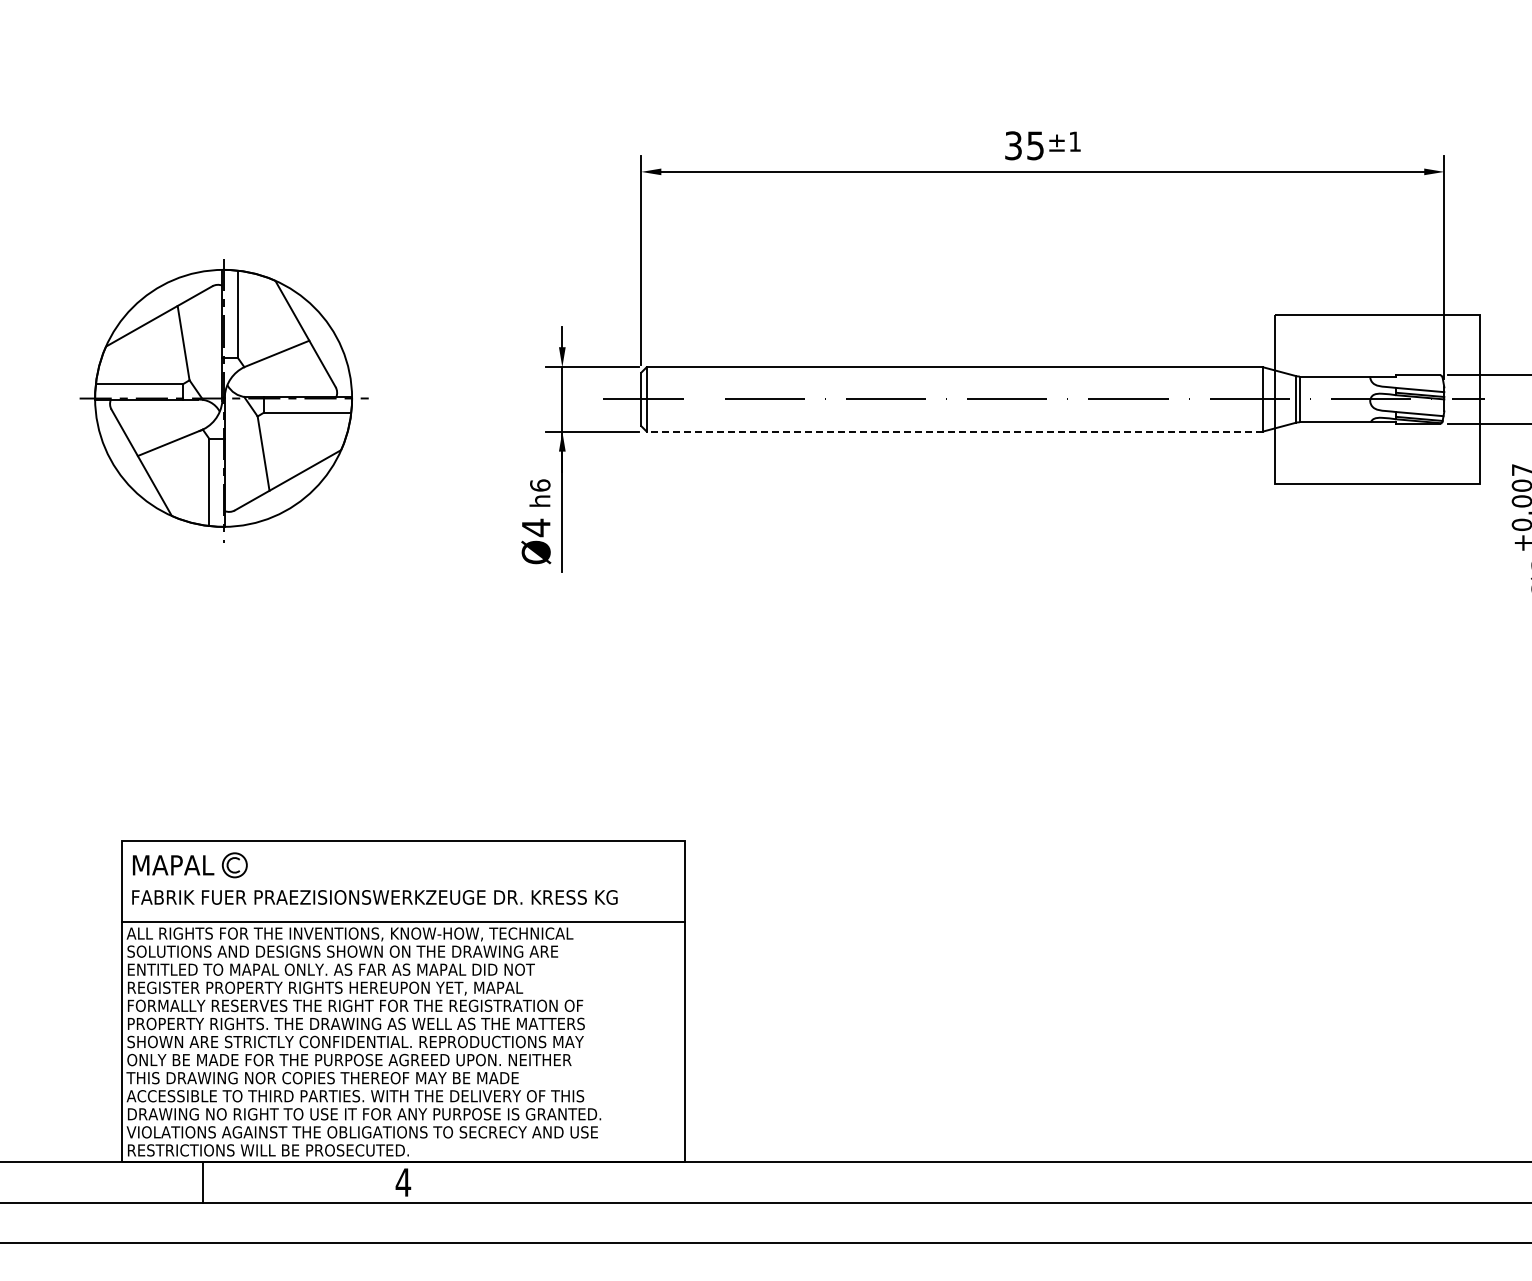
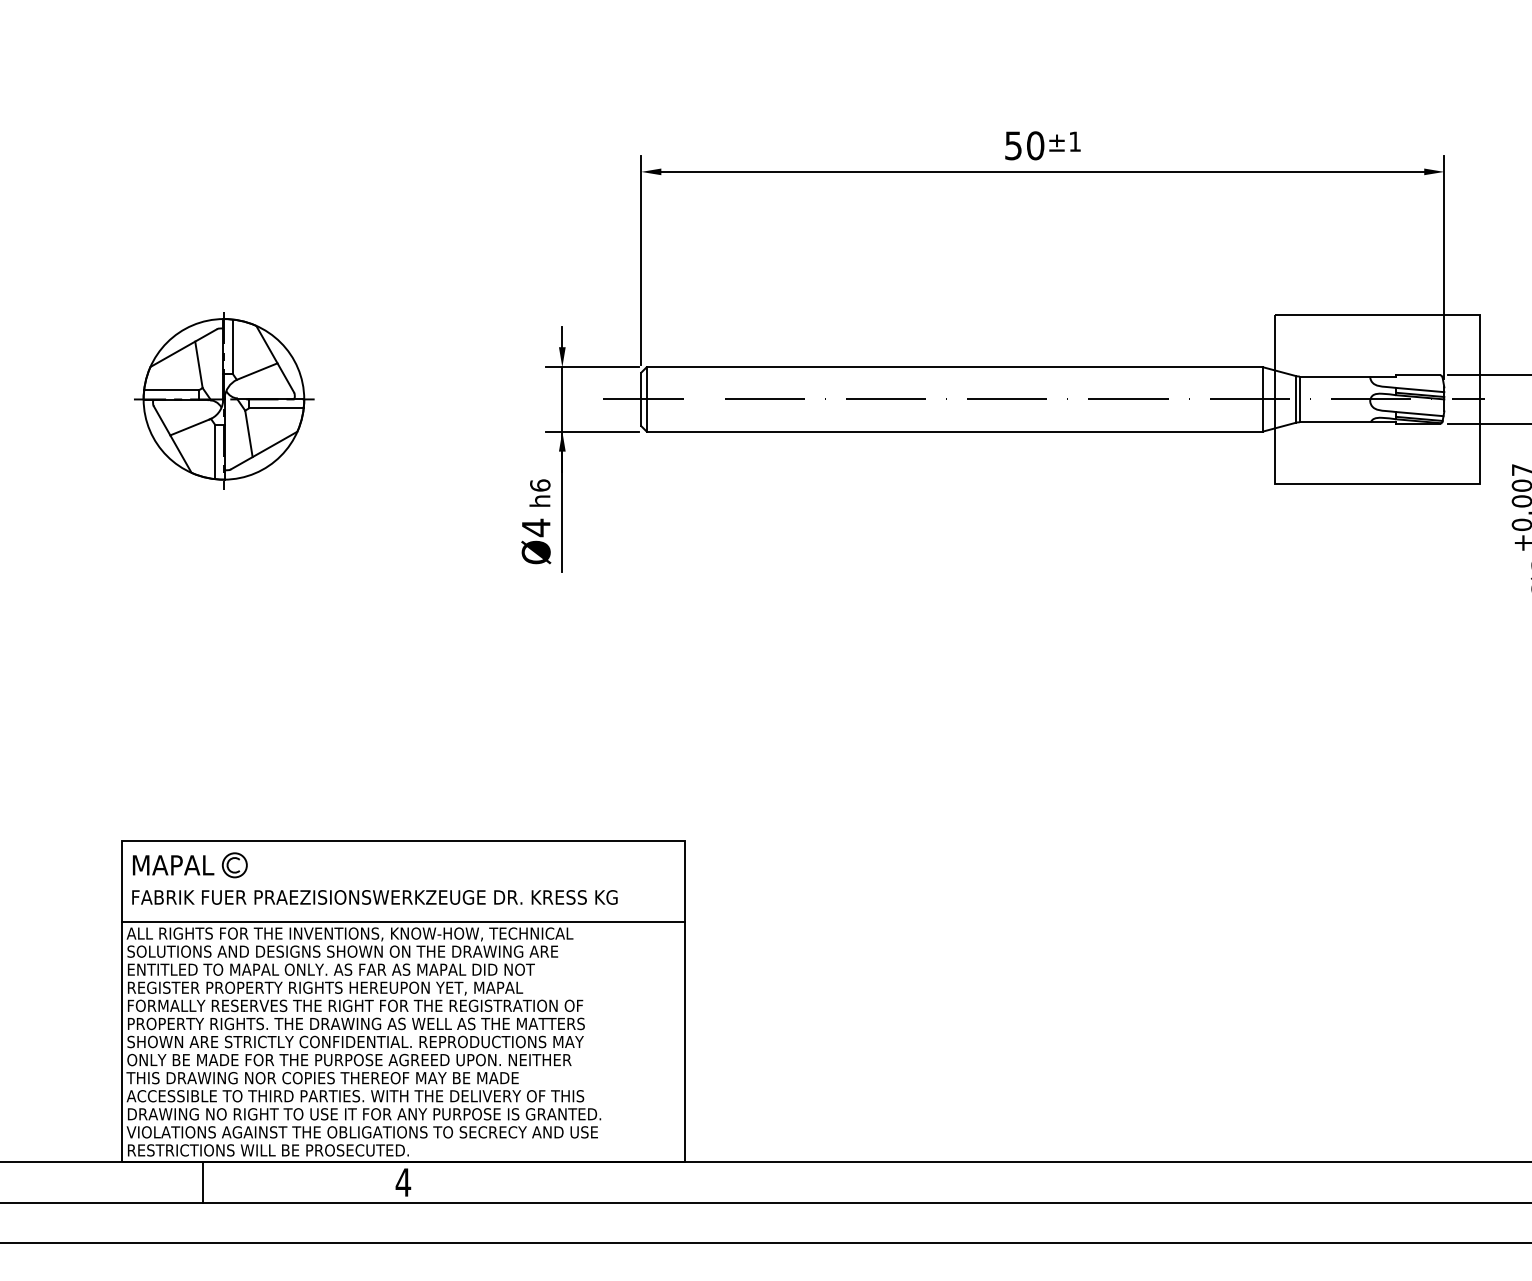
text: 35 -> 50 (1024, 145)
part size: 290x284 px -> 181x178 px (224, 400)
line: dashed -> solid (954, 431)
